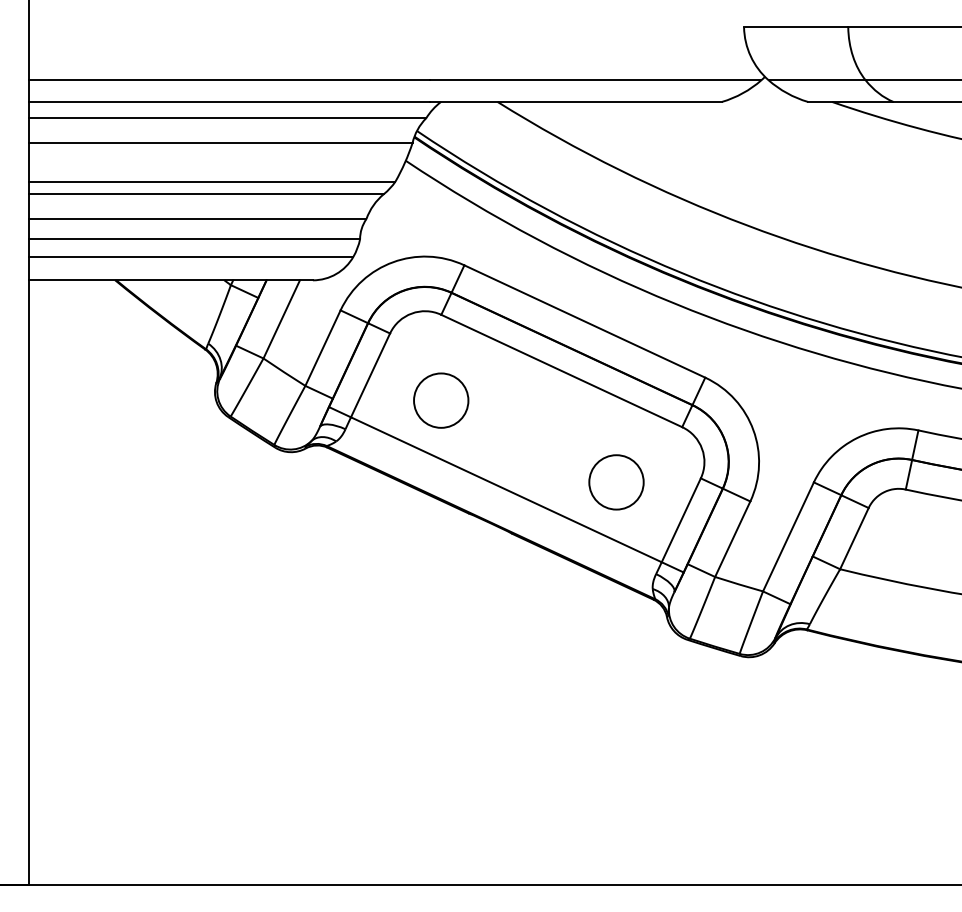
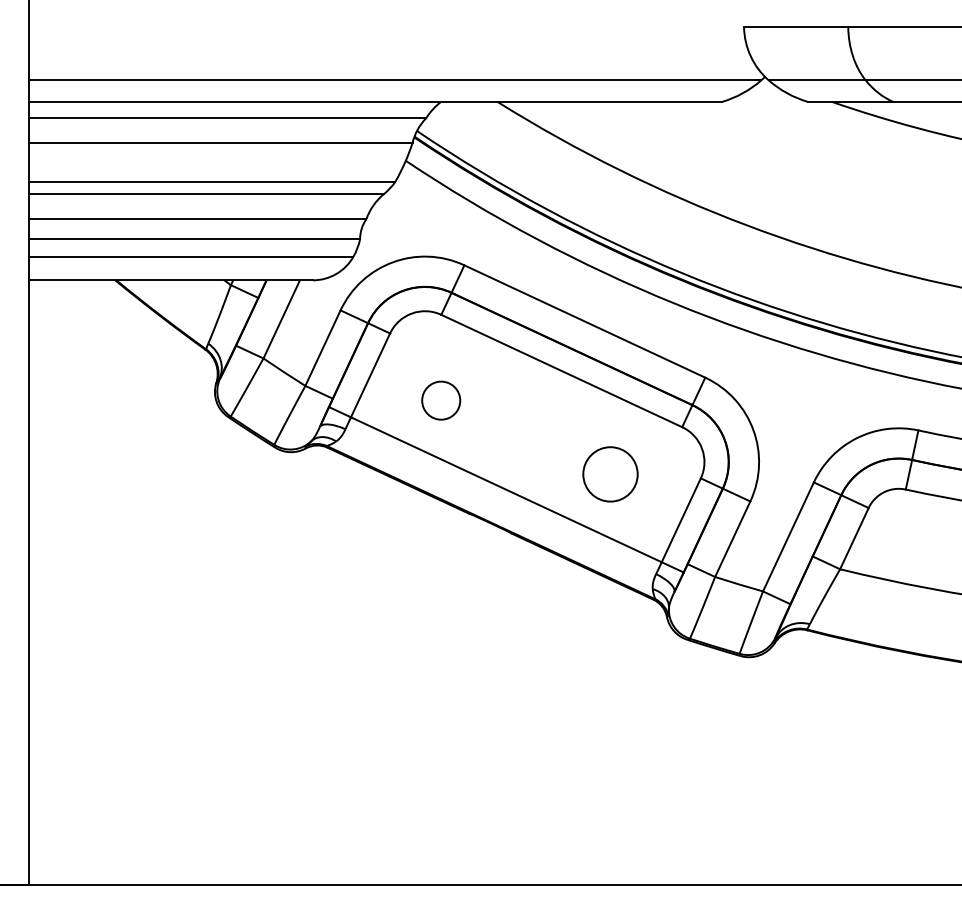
circle diameter: 54 px -> 38 px (441, 400)
circle position: (616, 482) -> (610, 474) (610, 474)
